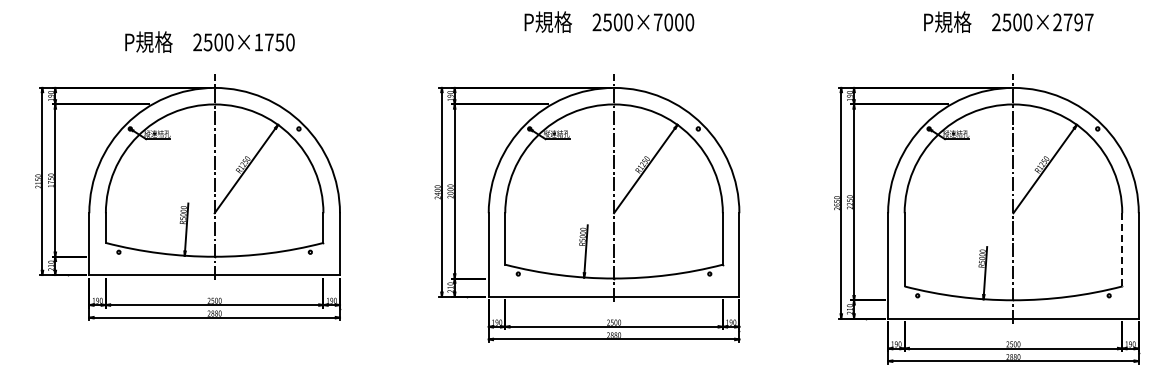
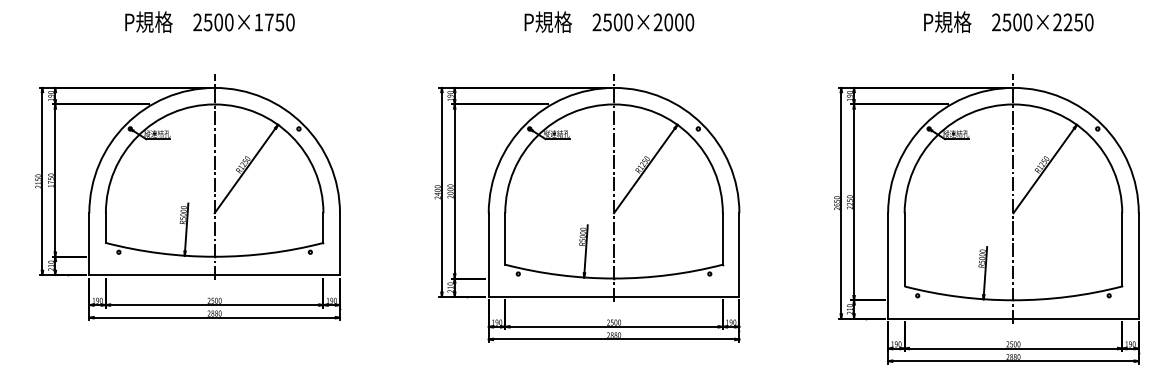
text: 2500×7000 -> 2500×2000 (657, 22)
text: 2500×2797 -> 2500×2250 (1078, 22)
text position: (209, 41) -> (209, 21) (209, 21)
line: dashed -> solid (1122, 249)
